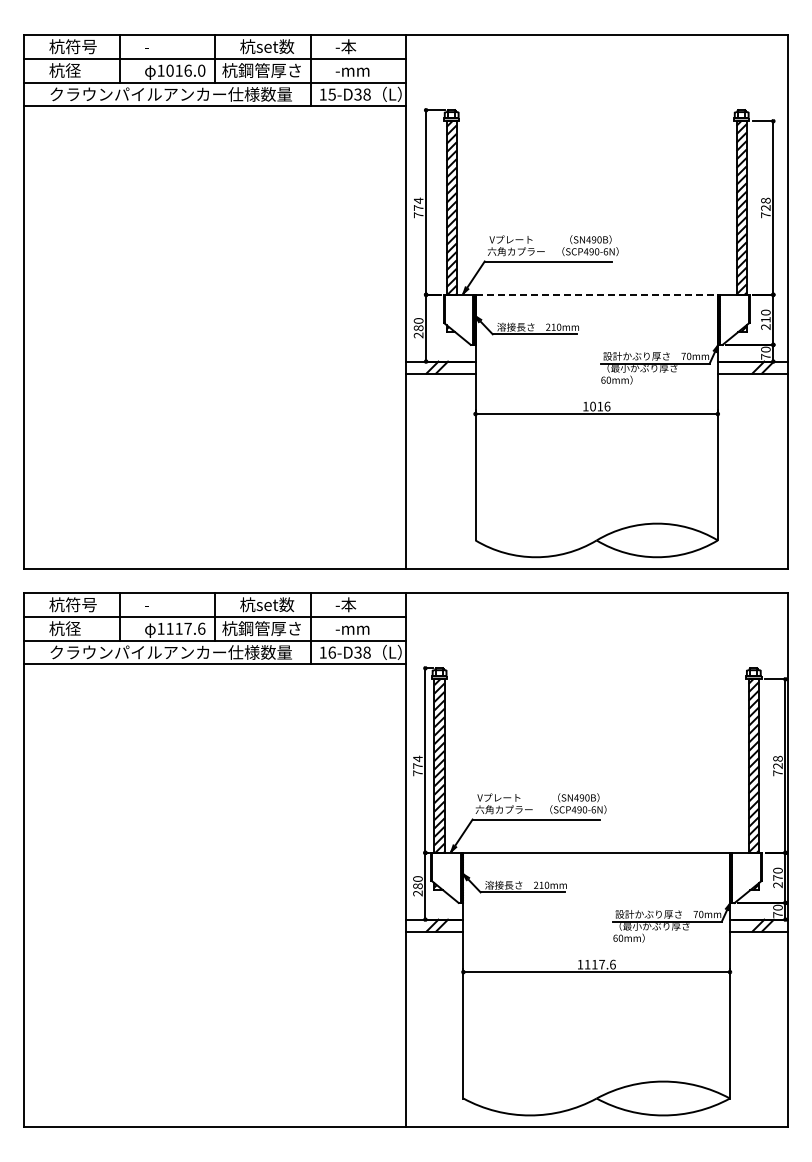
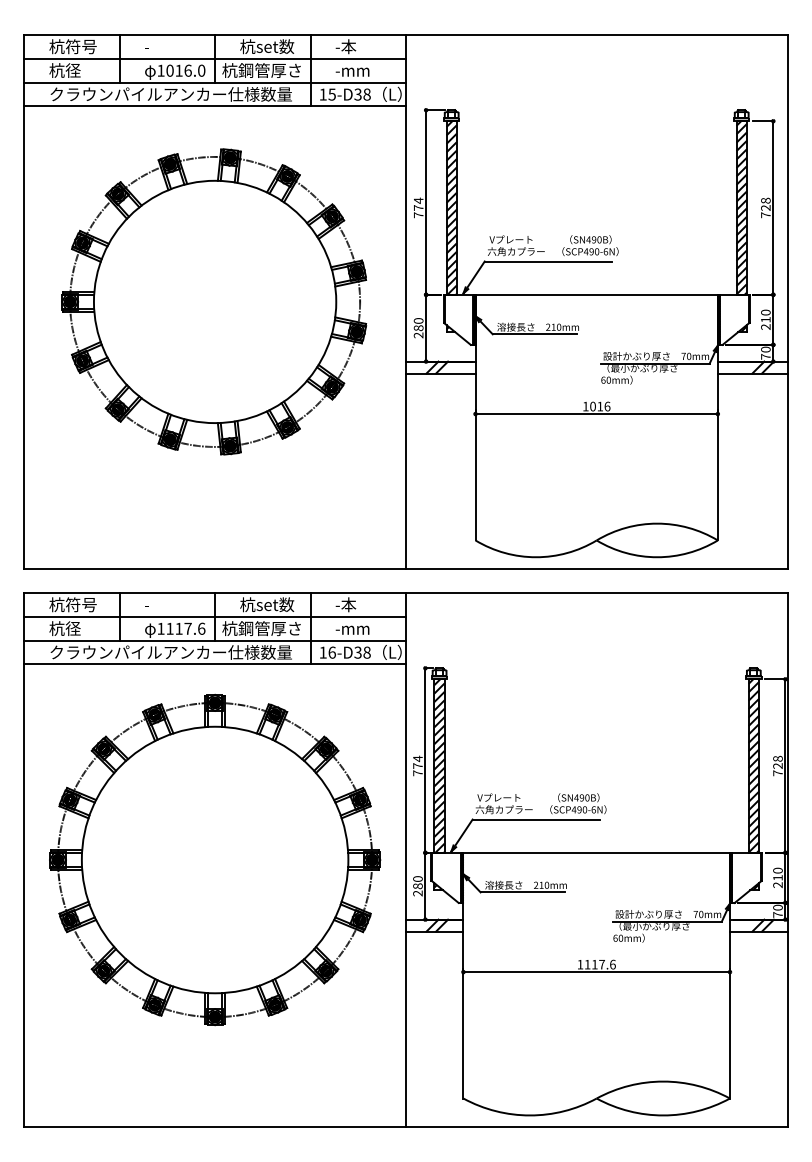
line: dashed -> solid (597, 294)
part: none -> present (214, 301)
part: none -> present (215, 859)
text: 270 -> 210 (777, 877)
